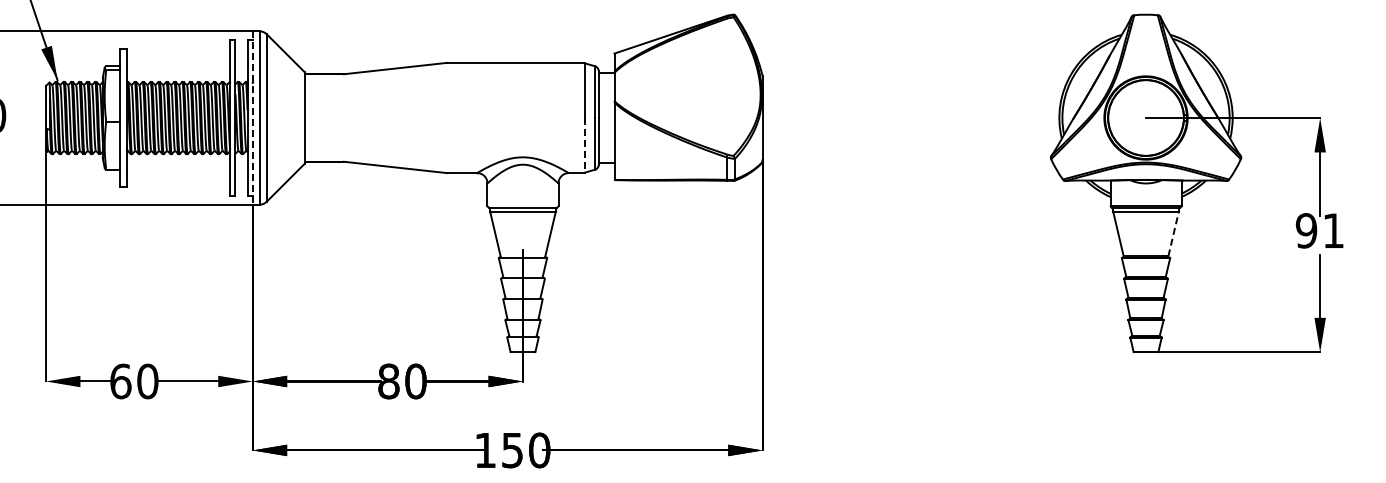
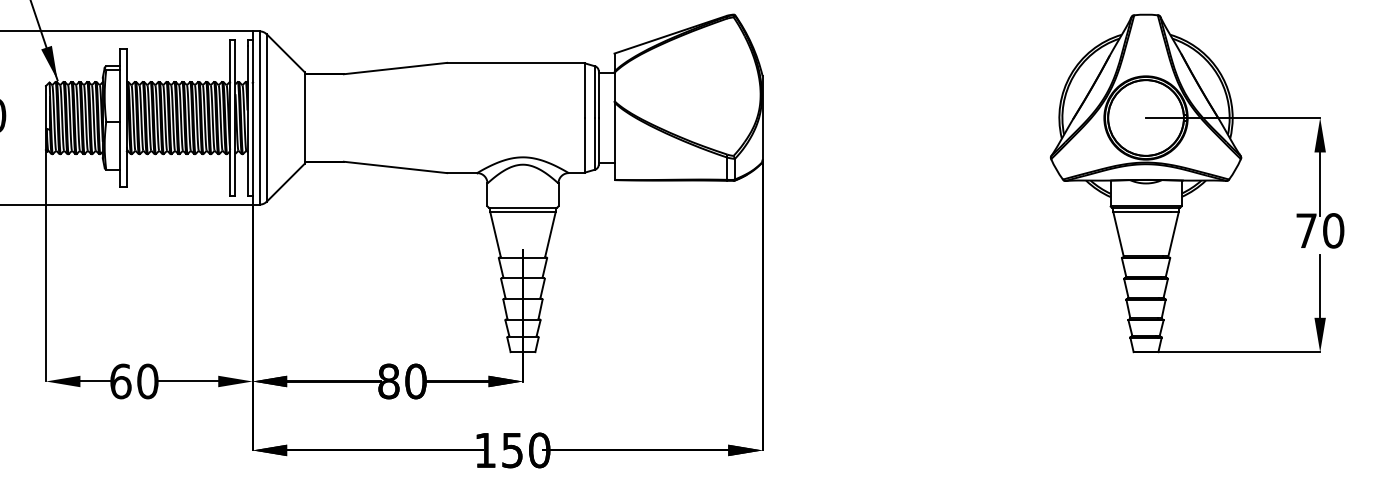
line: dashed -> solid (252, 118)
line: dashed -> solid (585, 145)
text: 91 -> 70 (1319, 230)
line: dashed -> solid (1173, 234)
